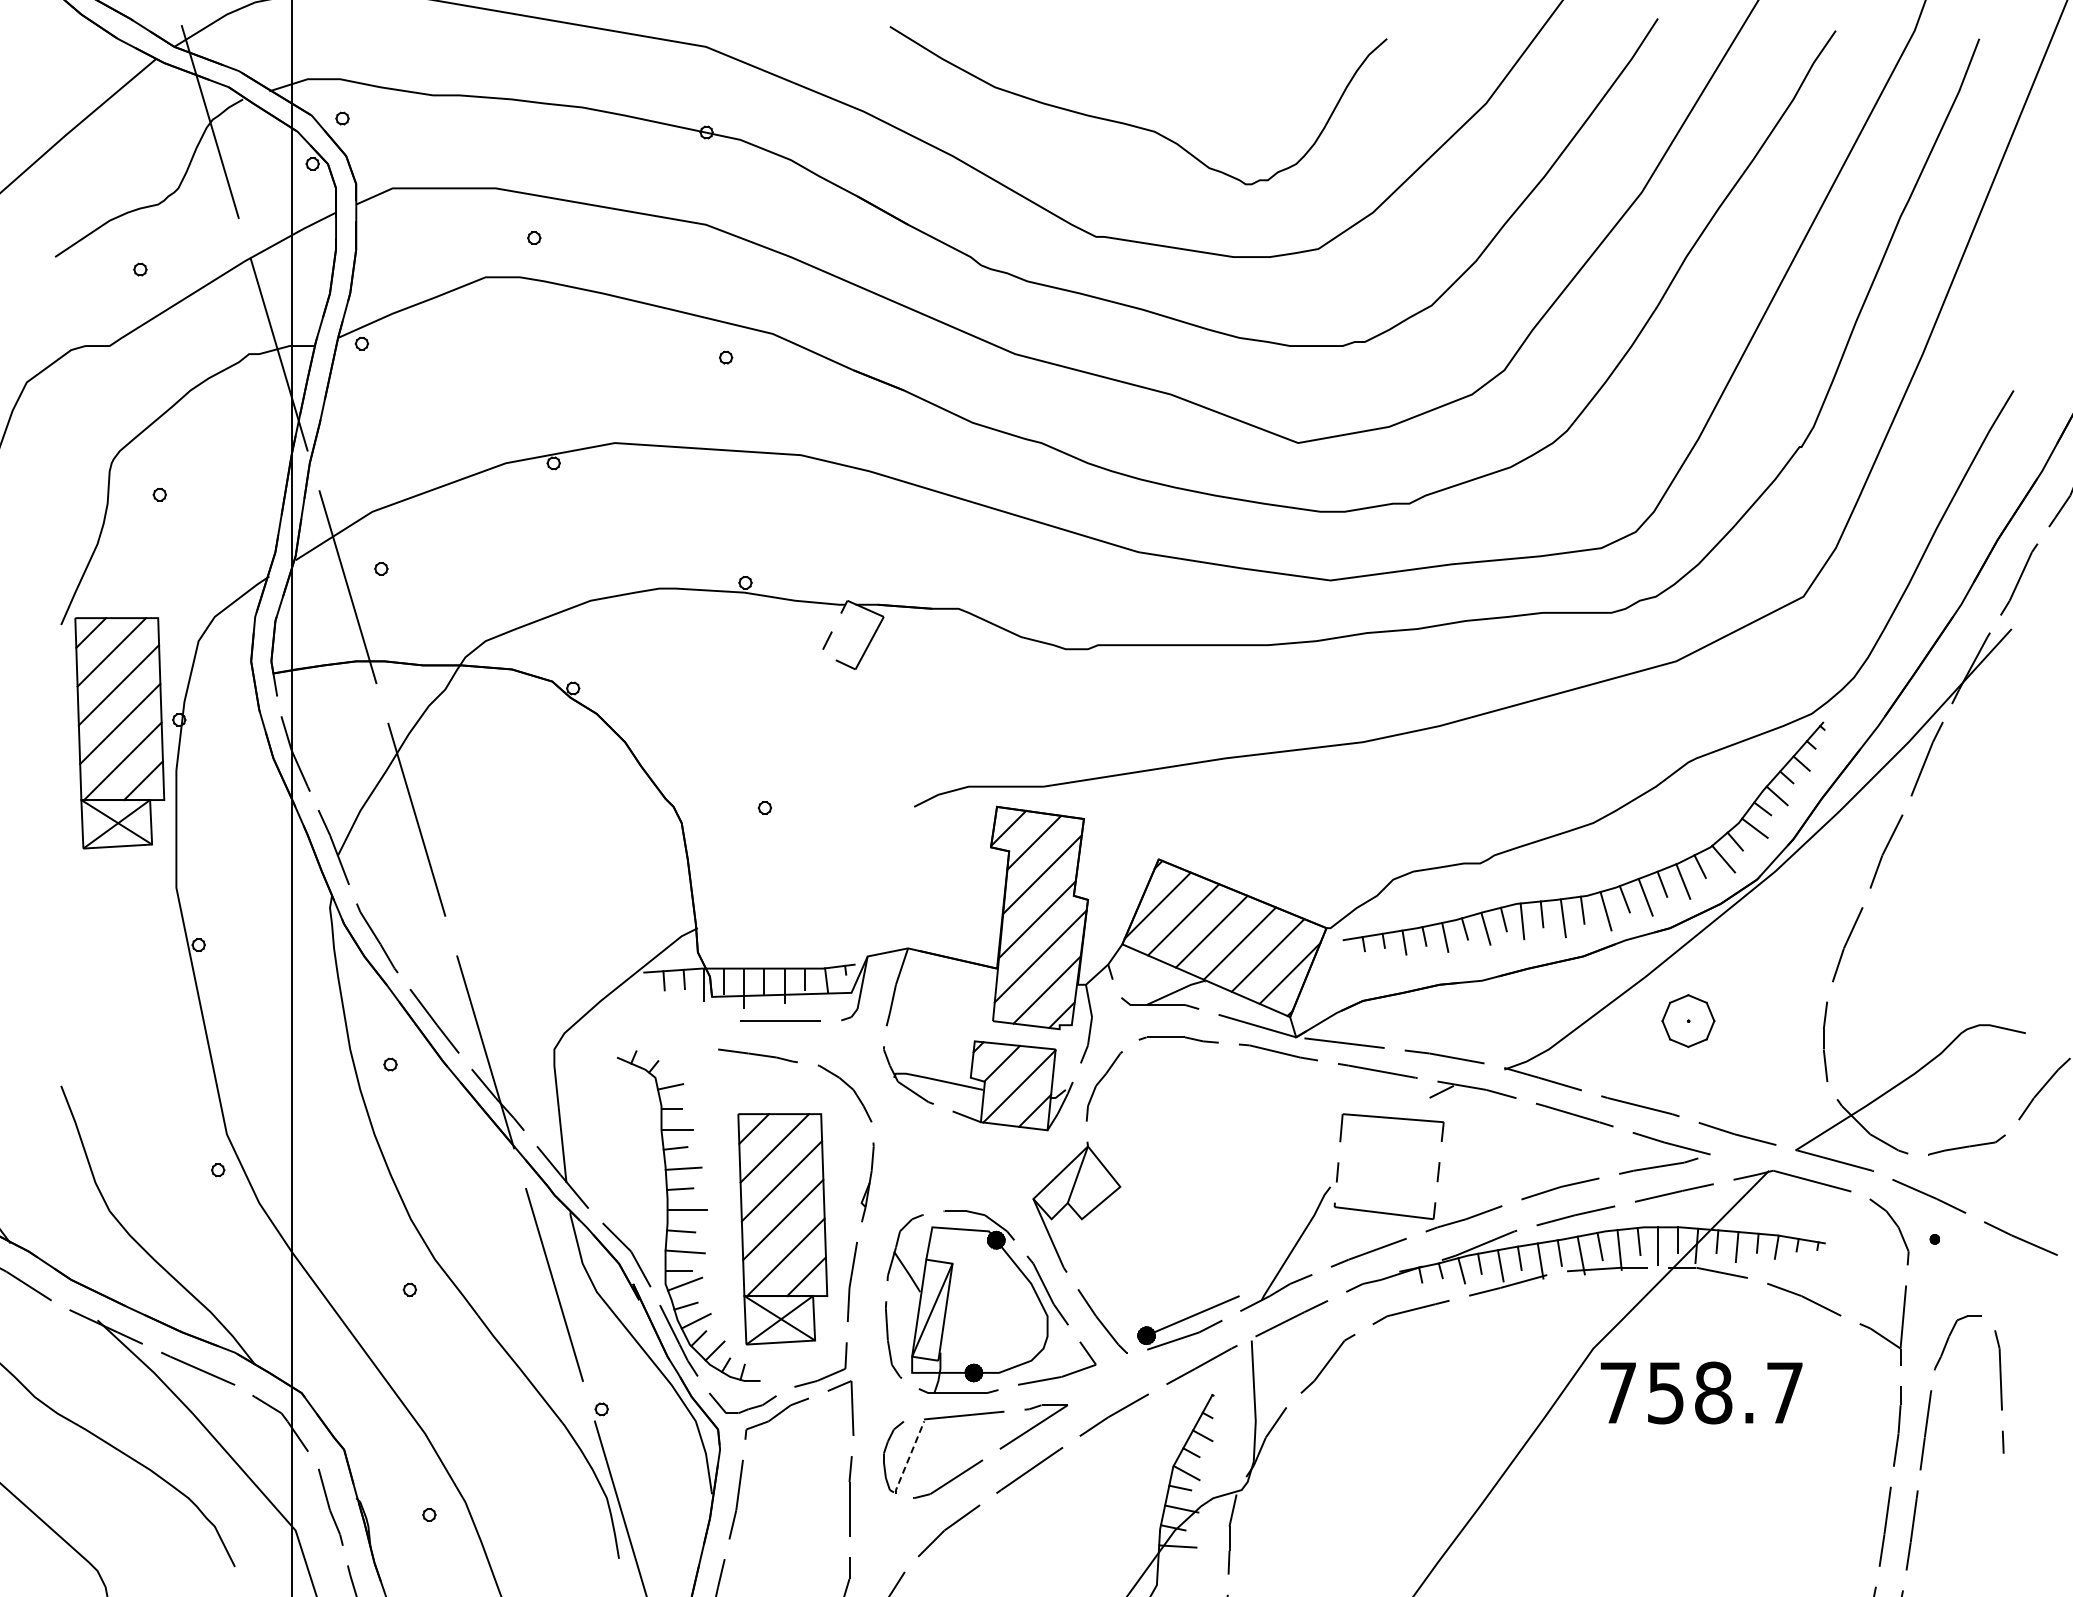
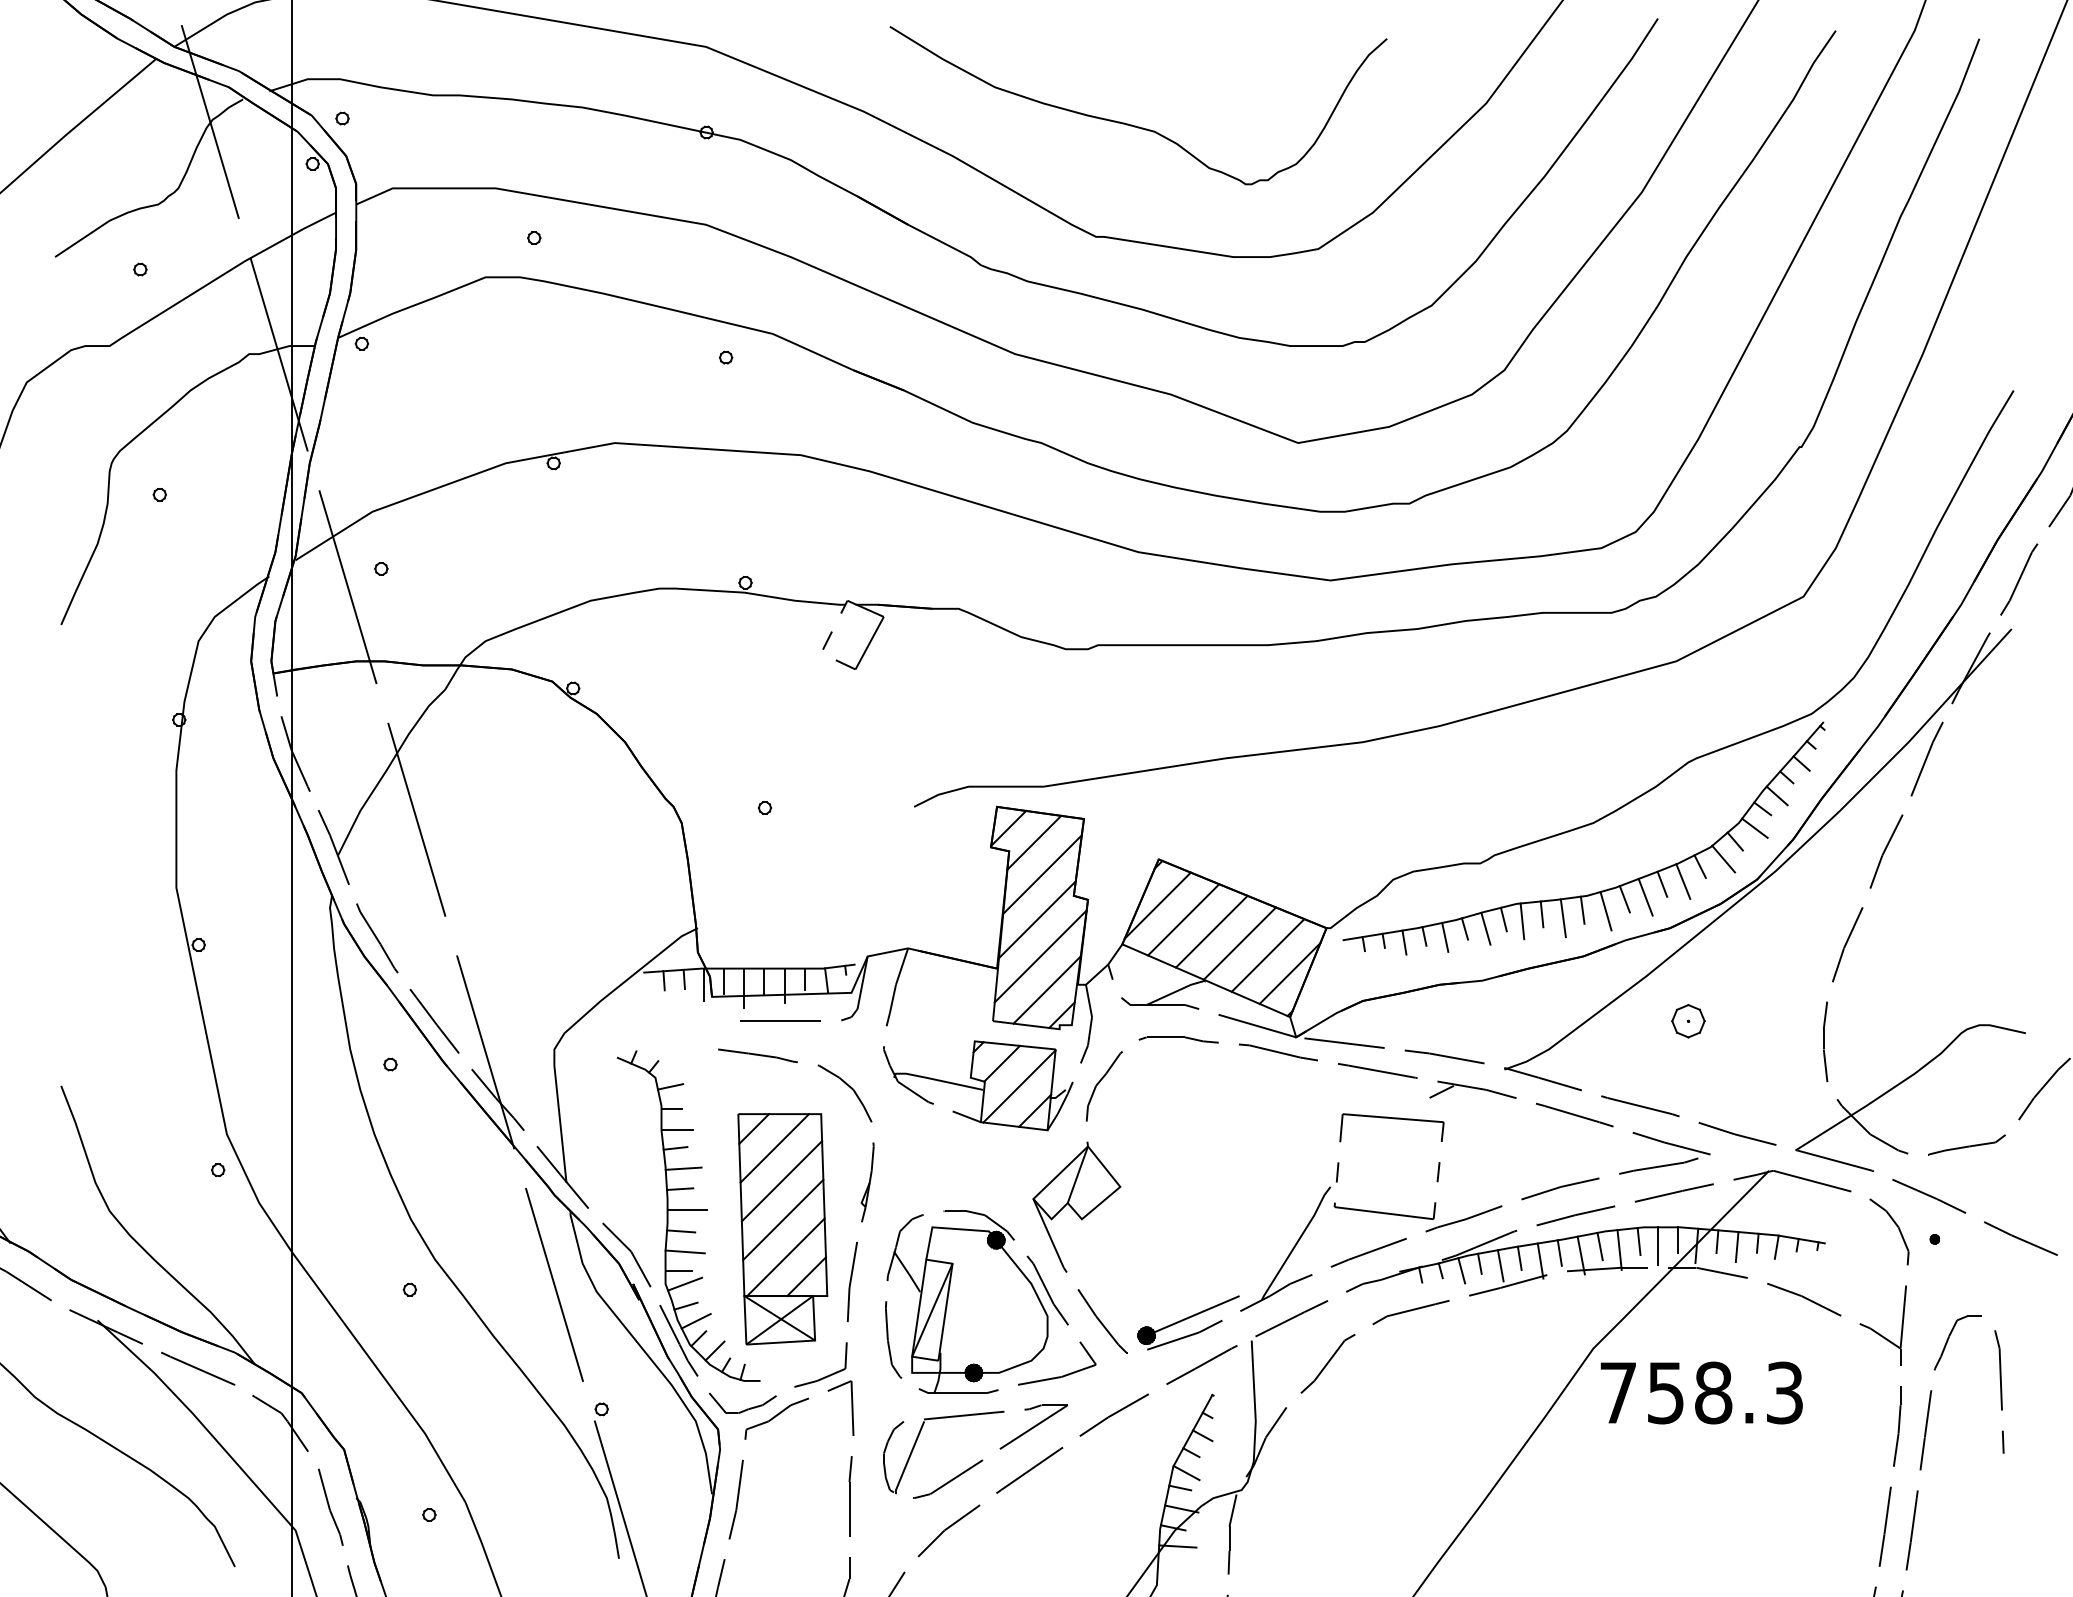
part: present -> none (119, 733)
part size: 55x54 px -> 35x35 px (1688, 1021)
text: 758.7 -> 758.3 (1784, 1392)
line: dashed -> solid (909, 1458)
